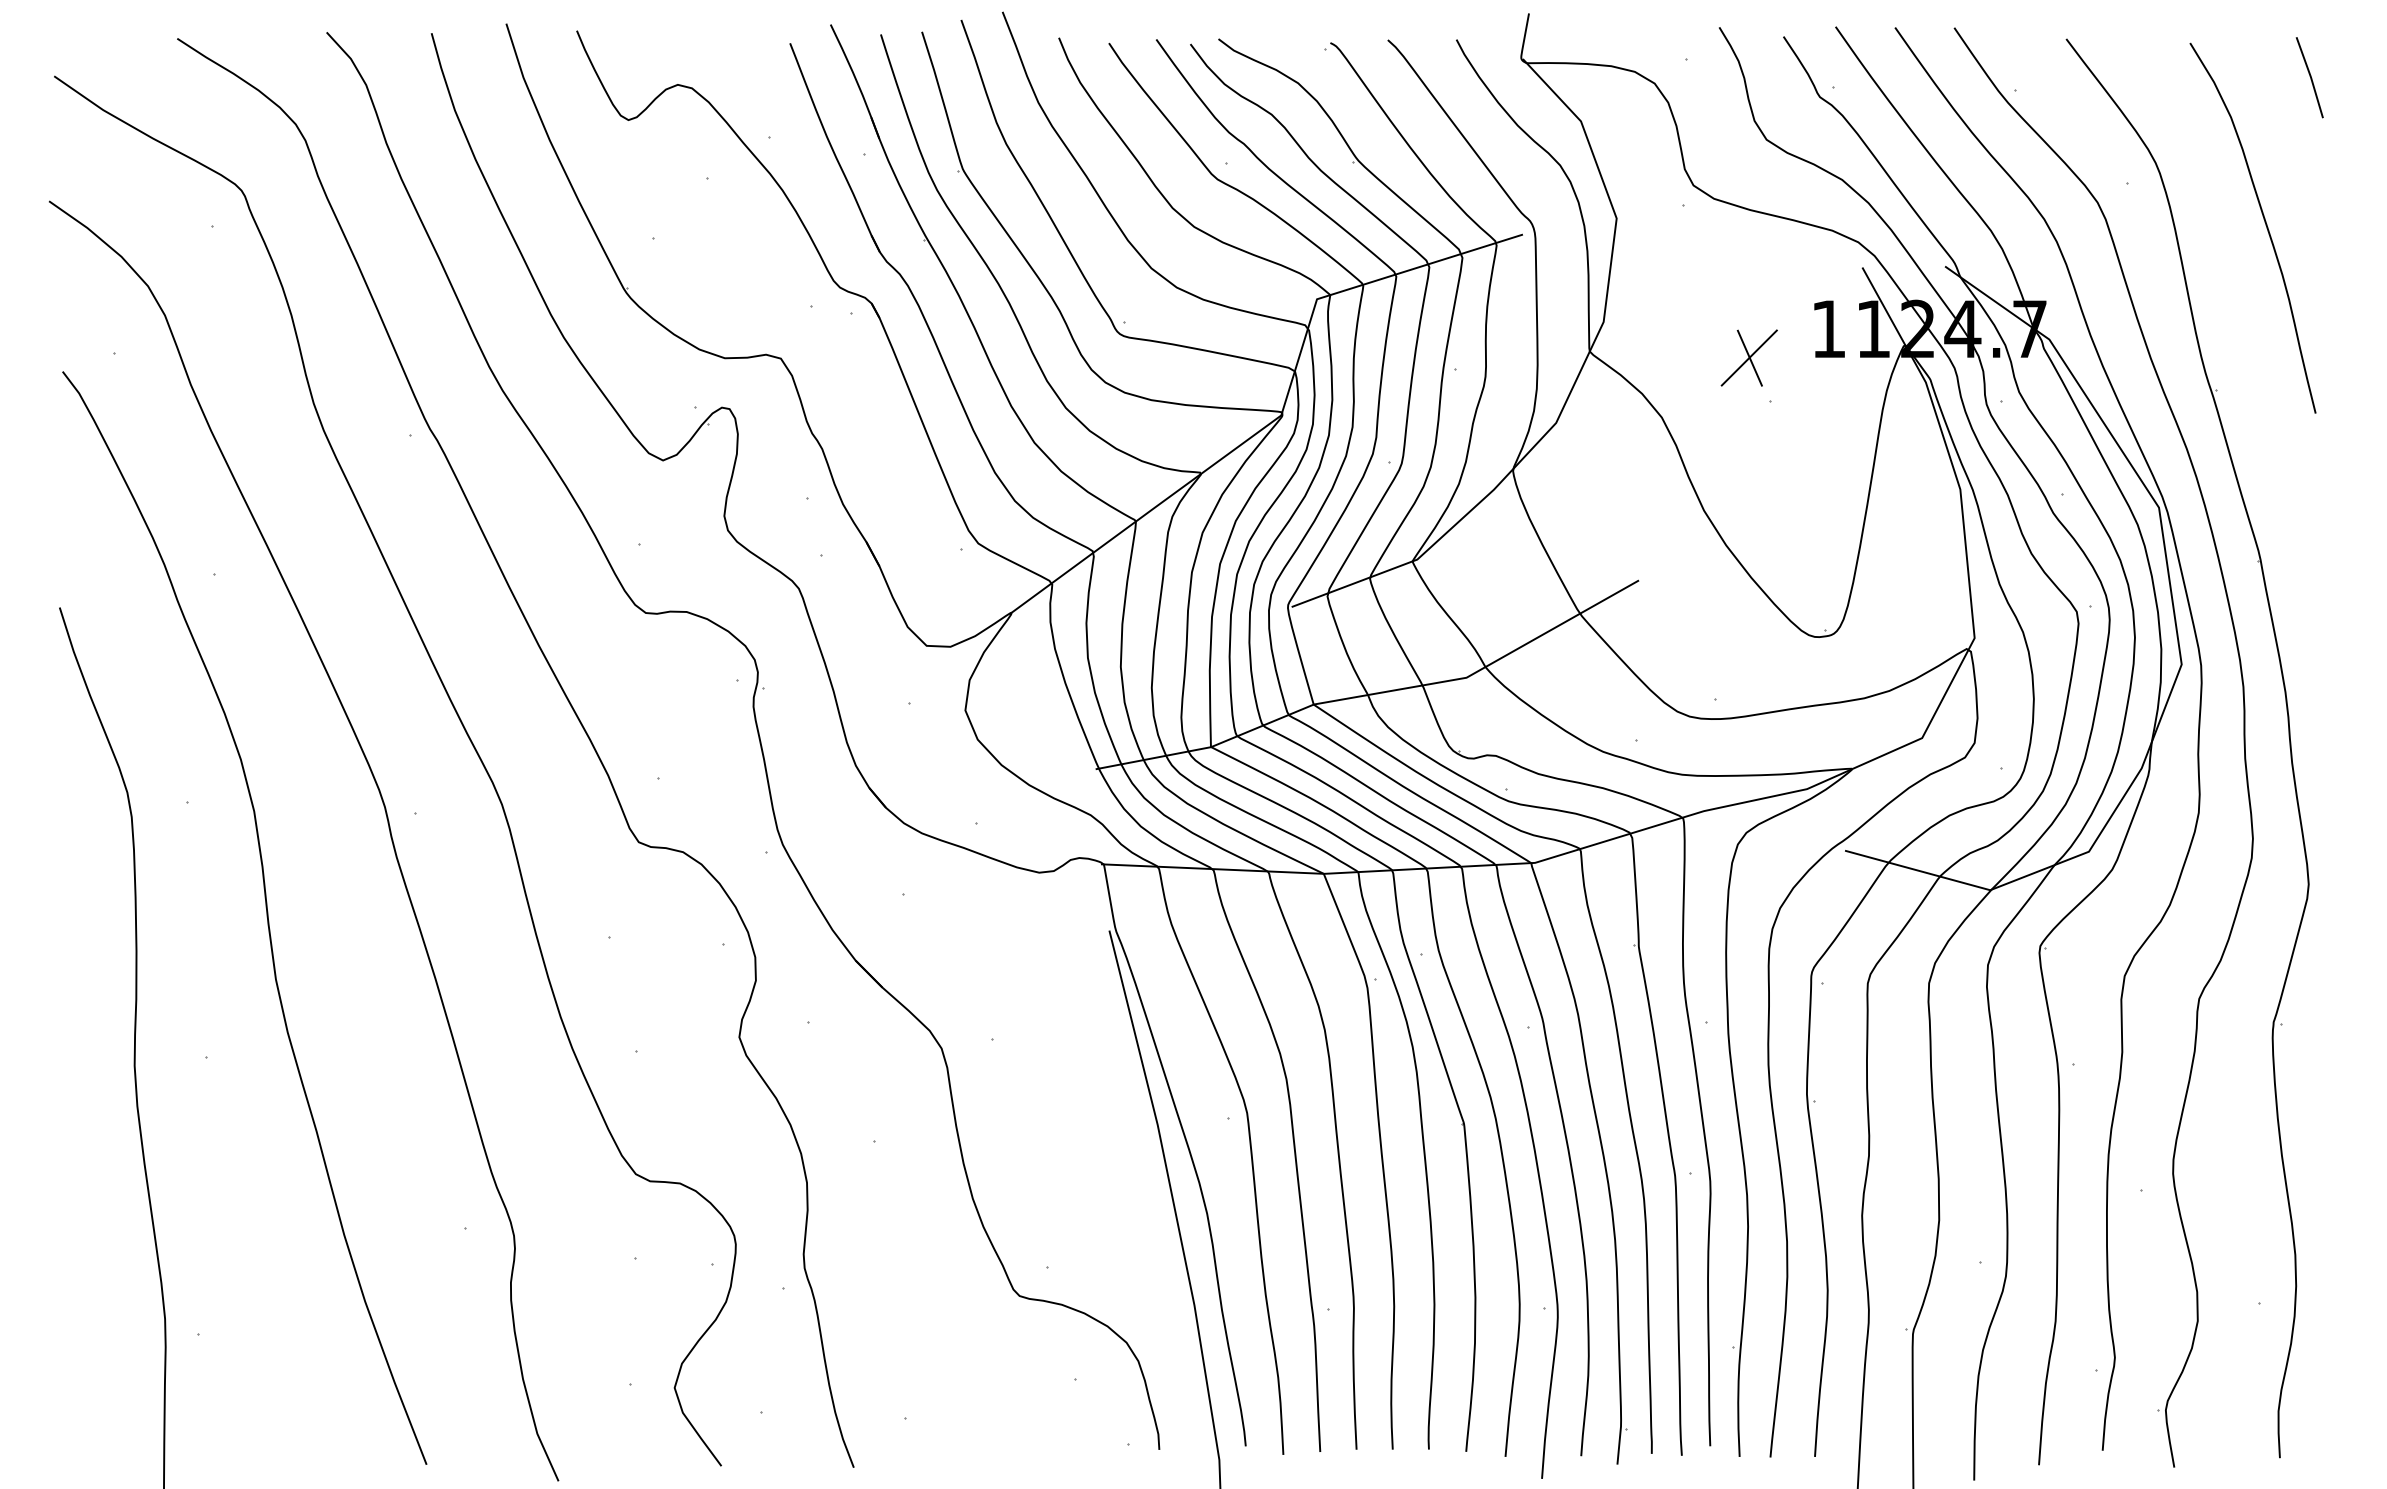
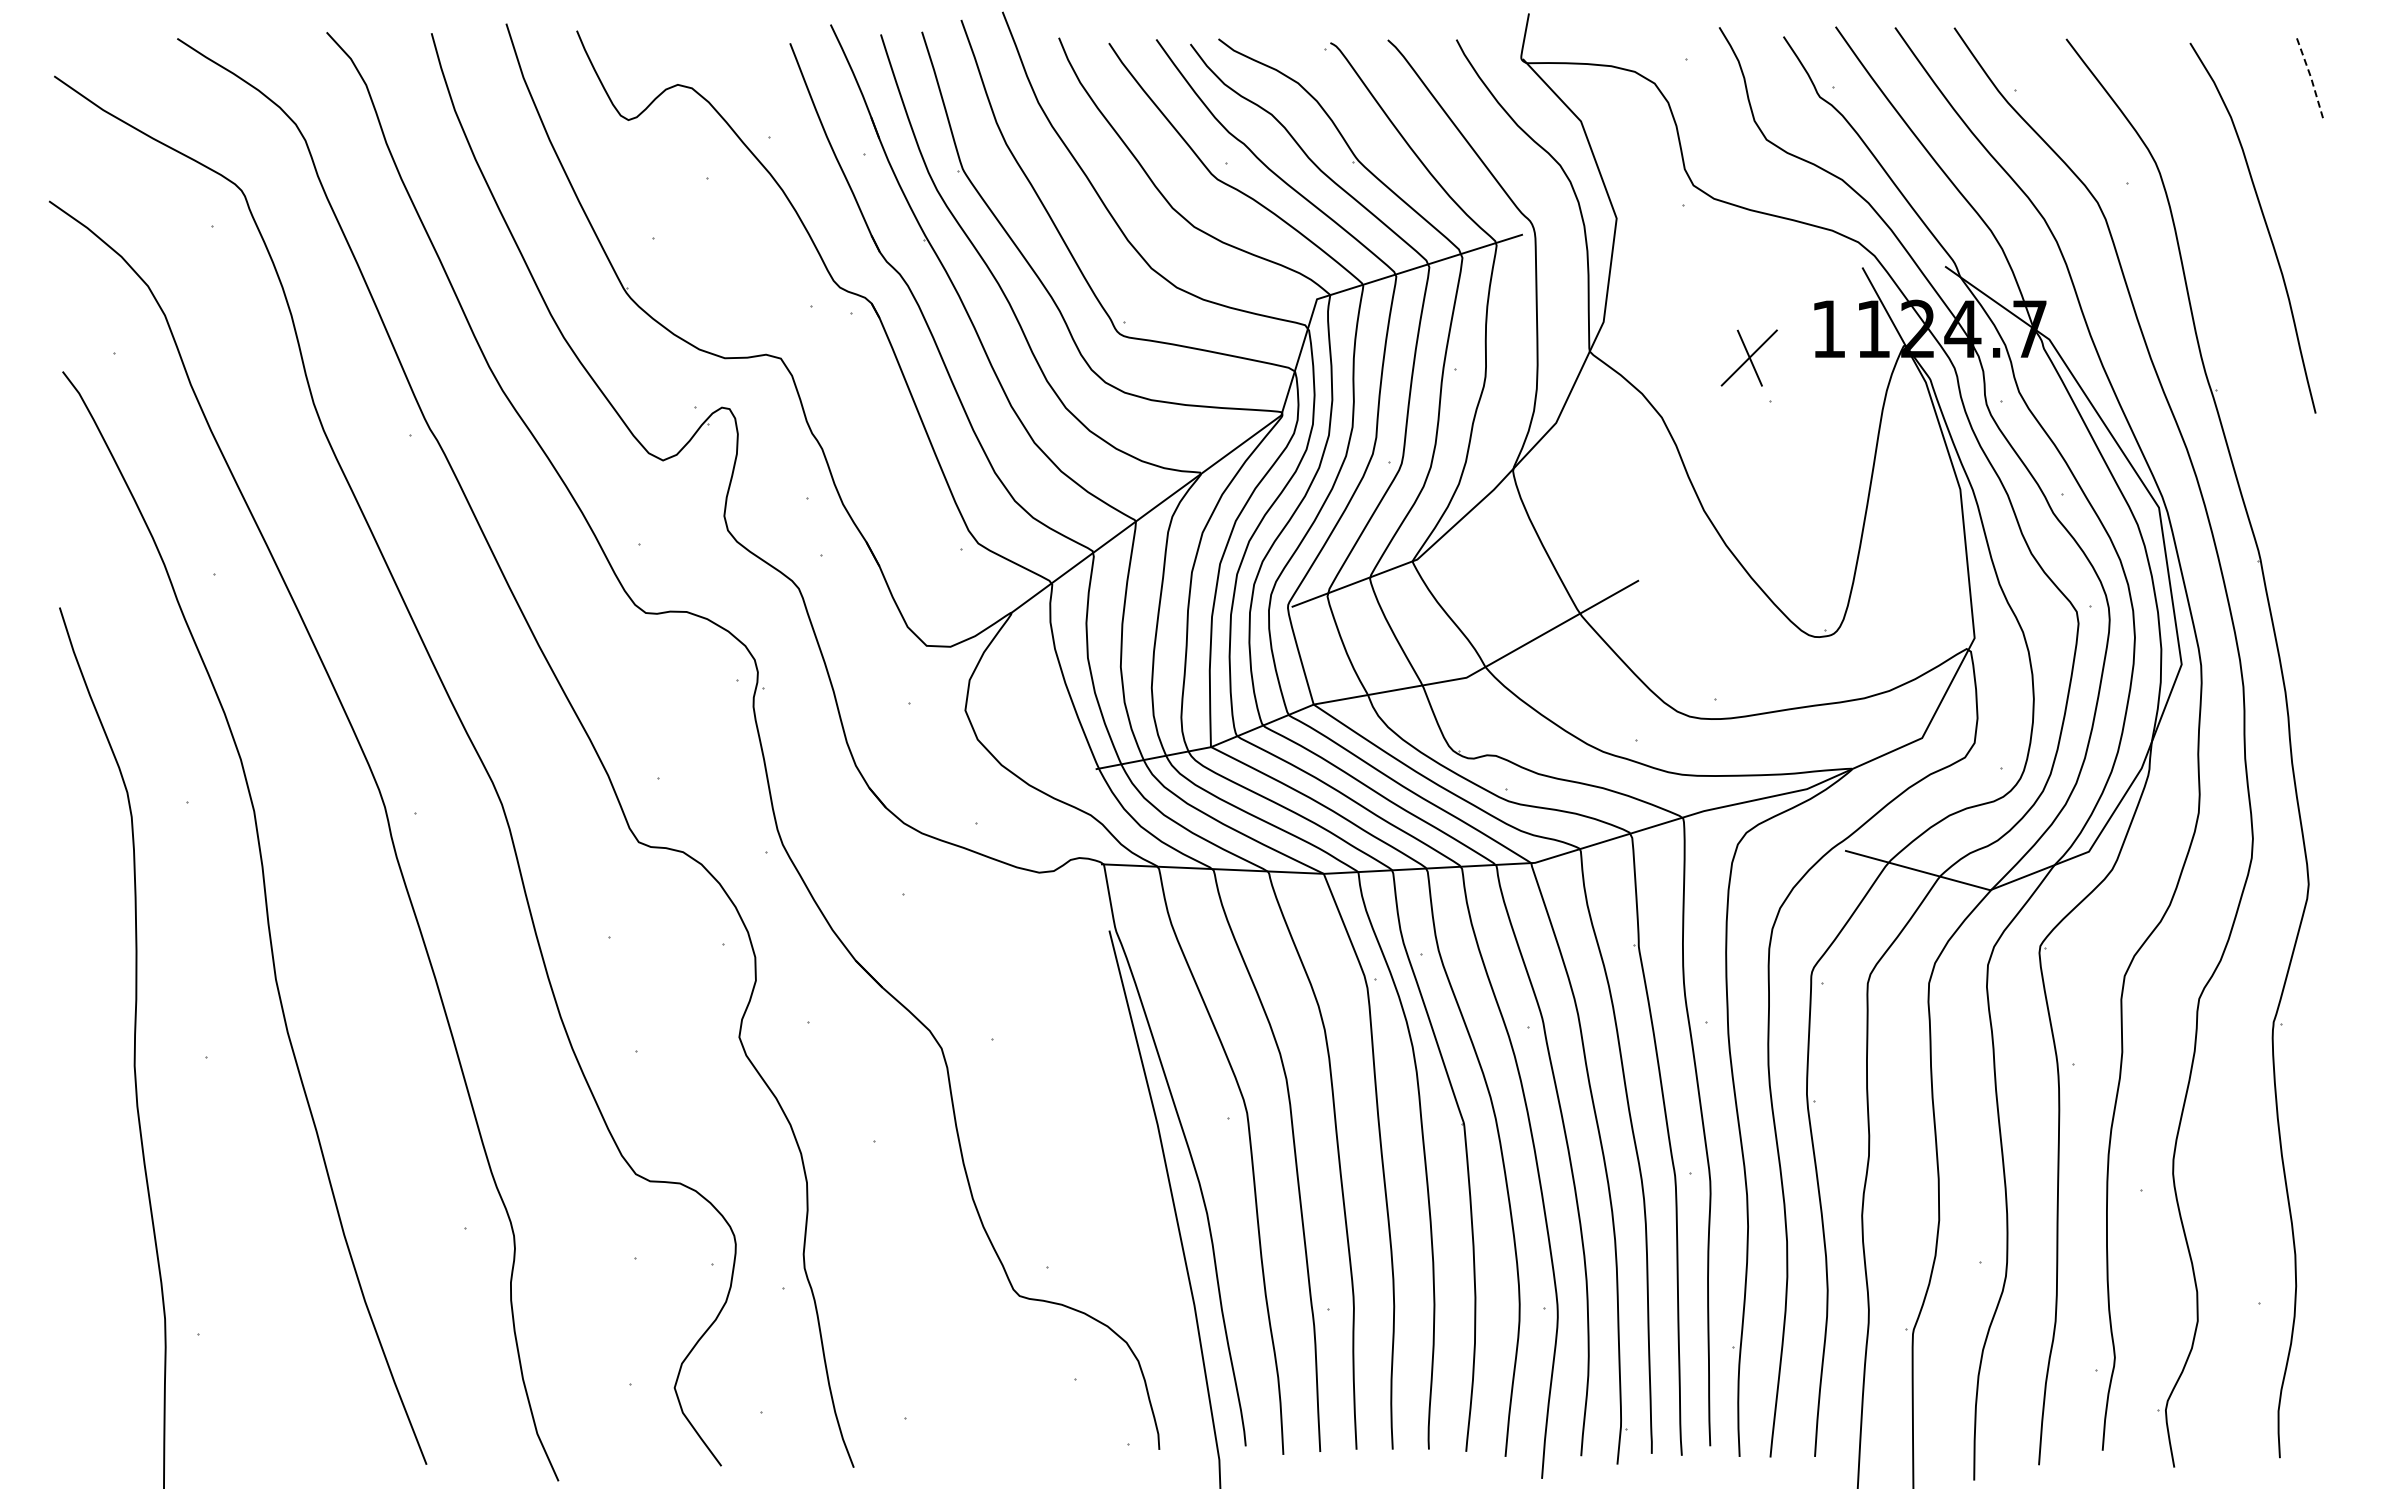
line: solid -> dashed (2310, 77)
